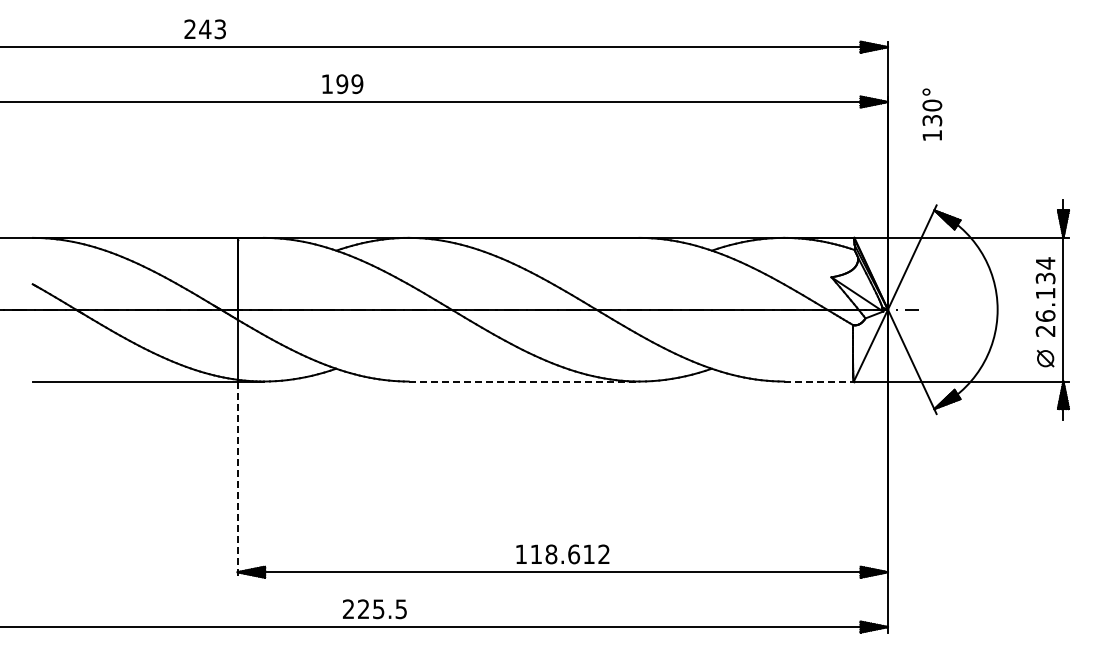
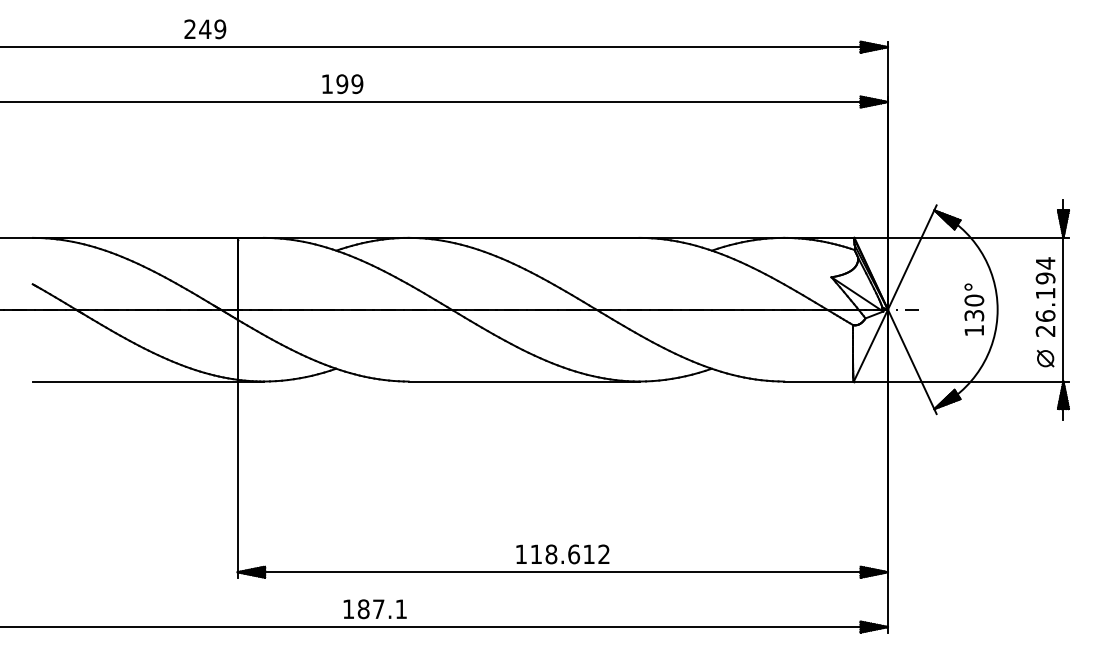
text: 243 -> 249 (220, 28)
text position: (932, 114) -> (974, 309) (974, 309)
text: 26.134 -> 26.194 (1045, 278)
line: dashed -> solid (524, 381)
line: dashed -> solid (819, 381)
line: dashed -> solid (237, 480)
text: 225.5 -> 187.1 (374, 609)
